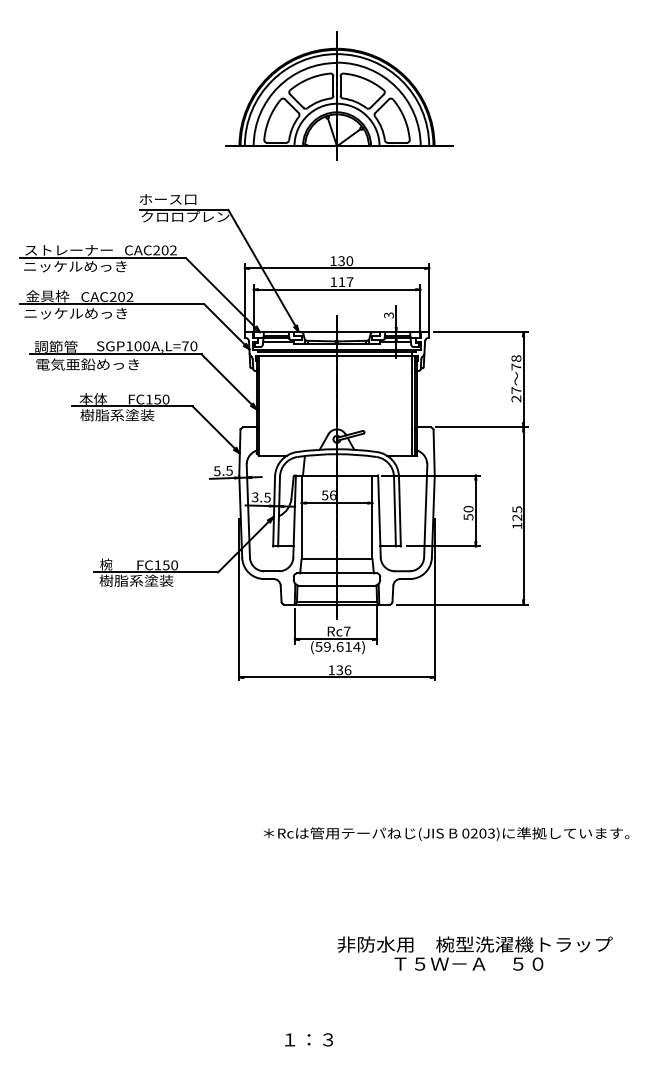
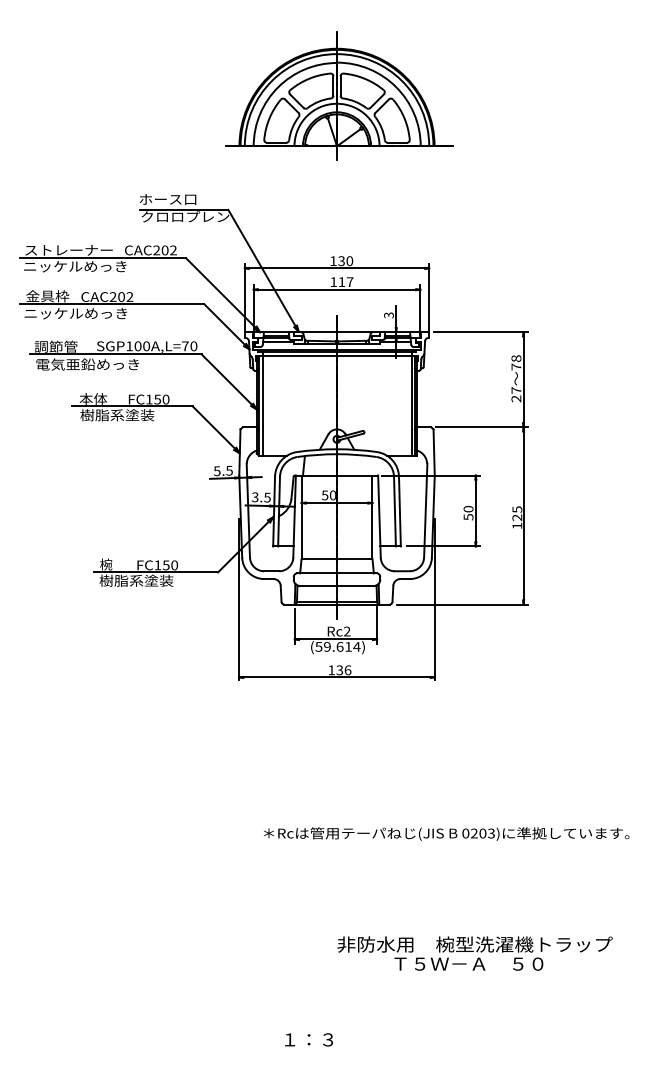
line: none -> present (262, 403)
text: 56 -> 50 (332, 495)
text: Rc7 -> Rc2 (347, 631)
